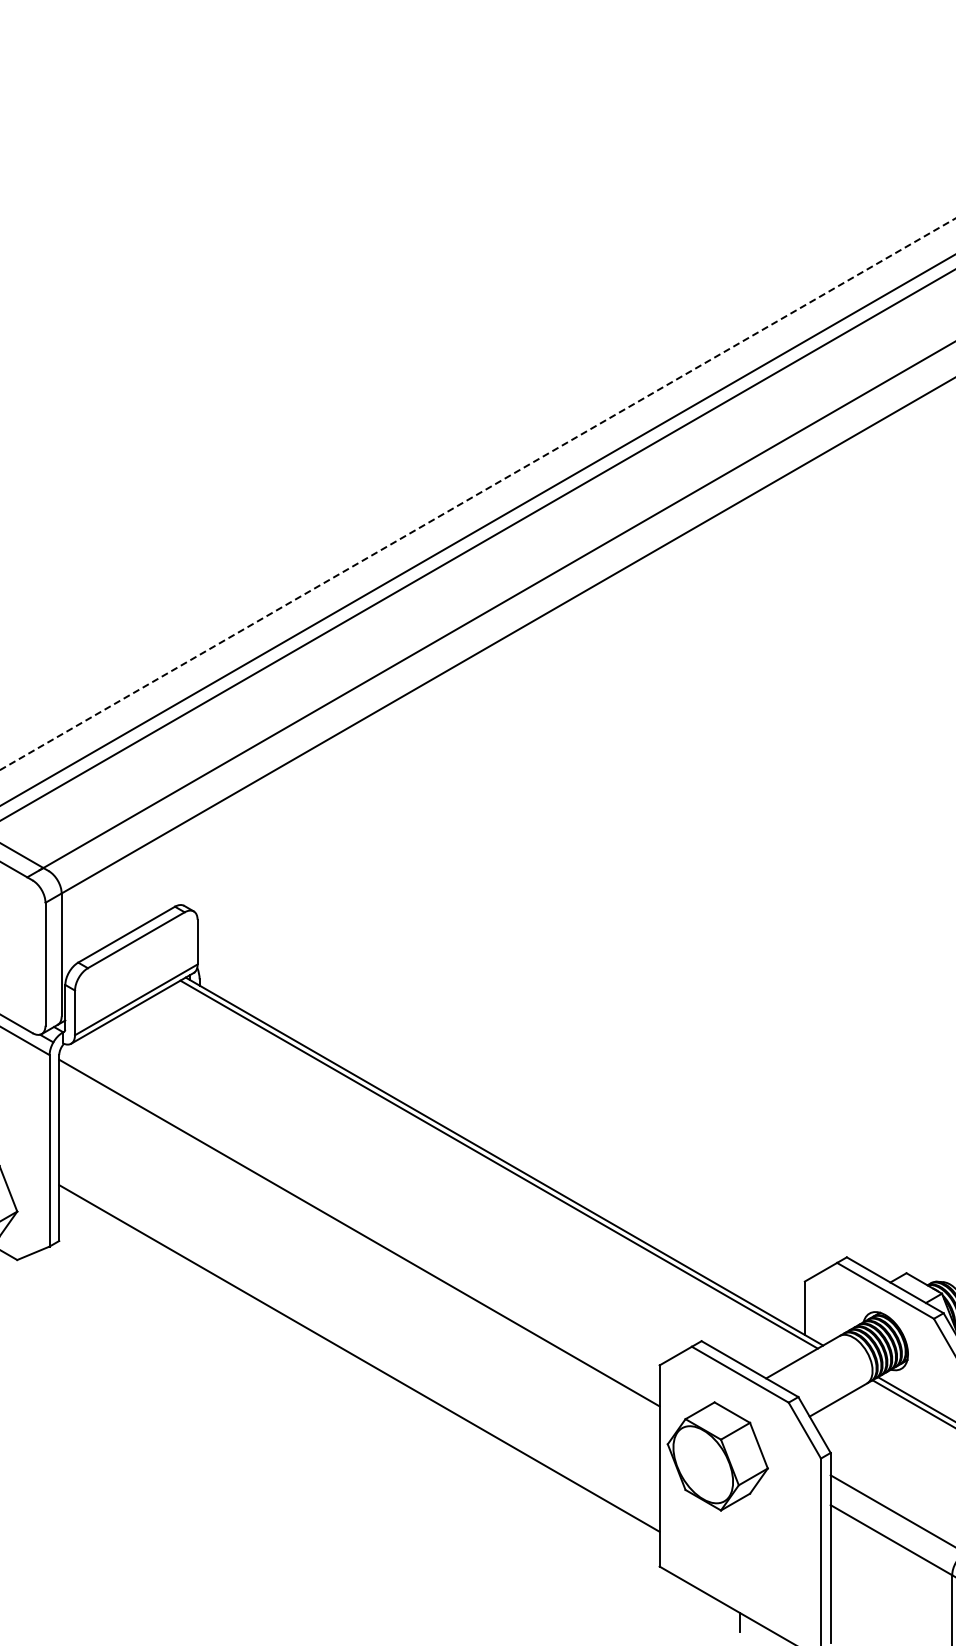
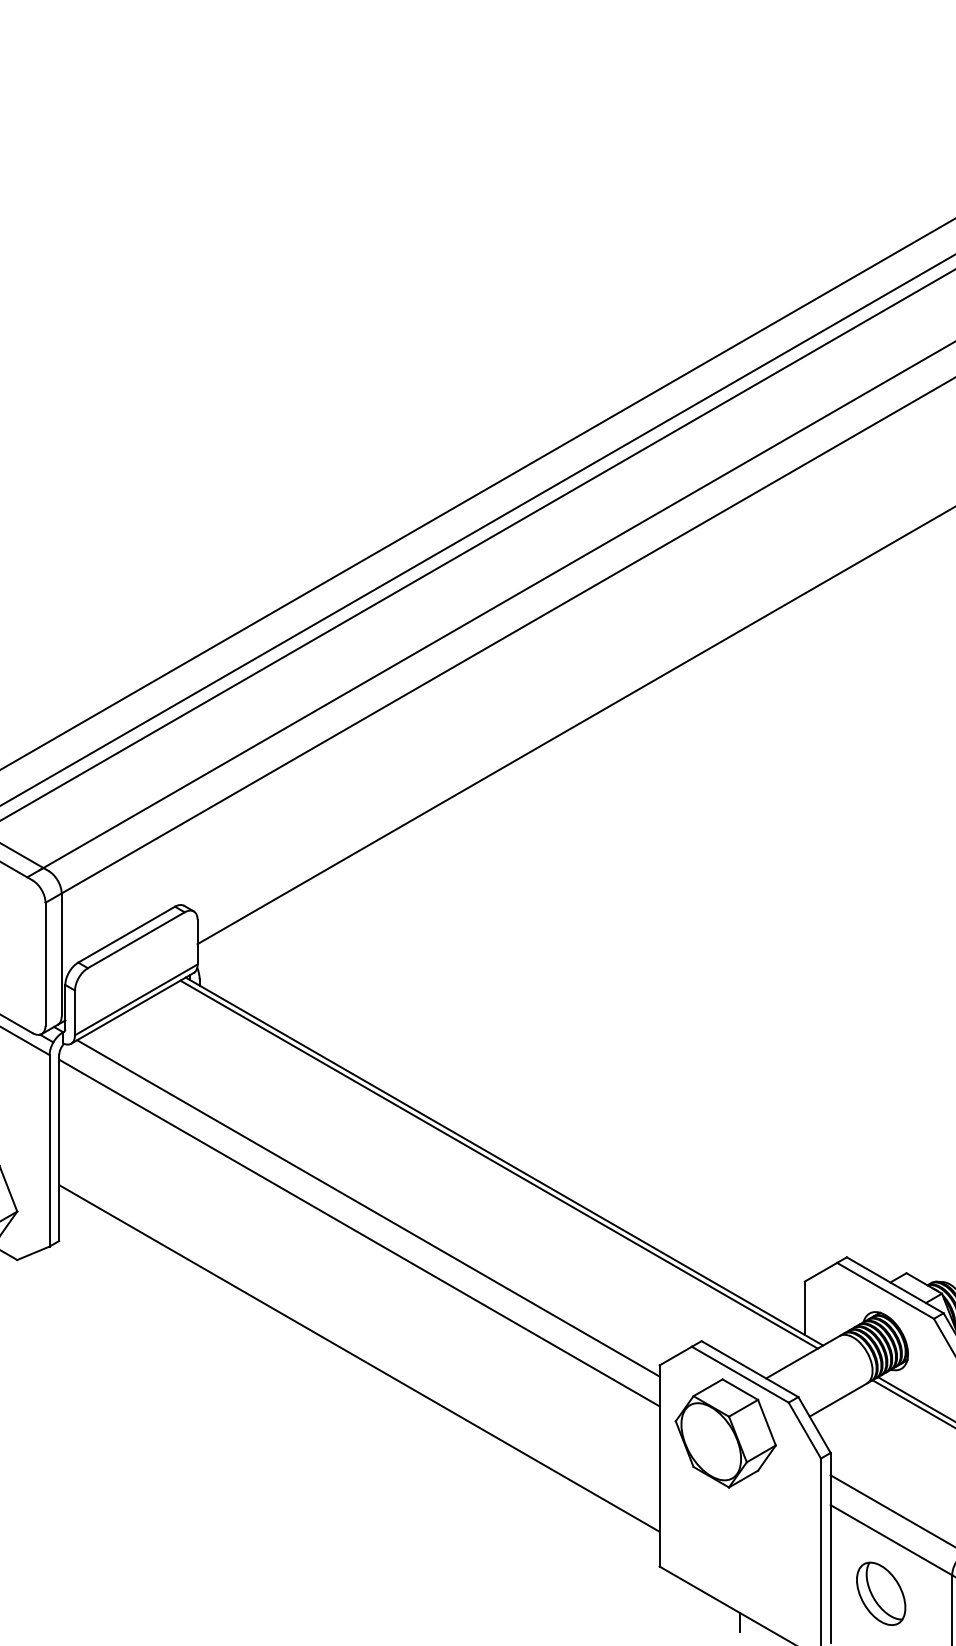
line: dashed -> solid (478, 493)
line: none -> present (574, 726)
line: none -> present (368, 1208)
part position: (717, 1456) -> (725, 1433) (725, 1433)
part: none -> present (881, 1593)
